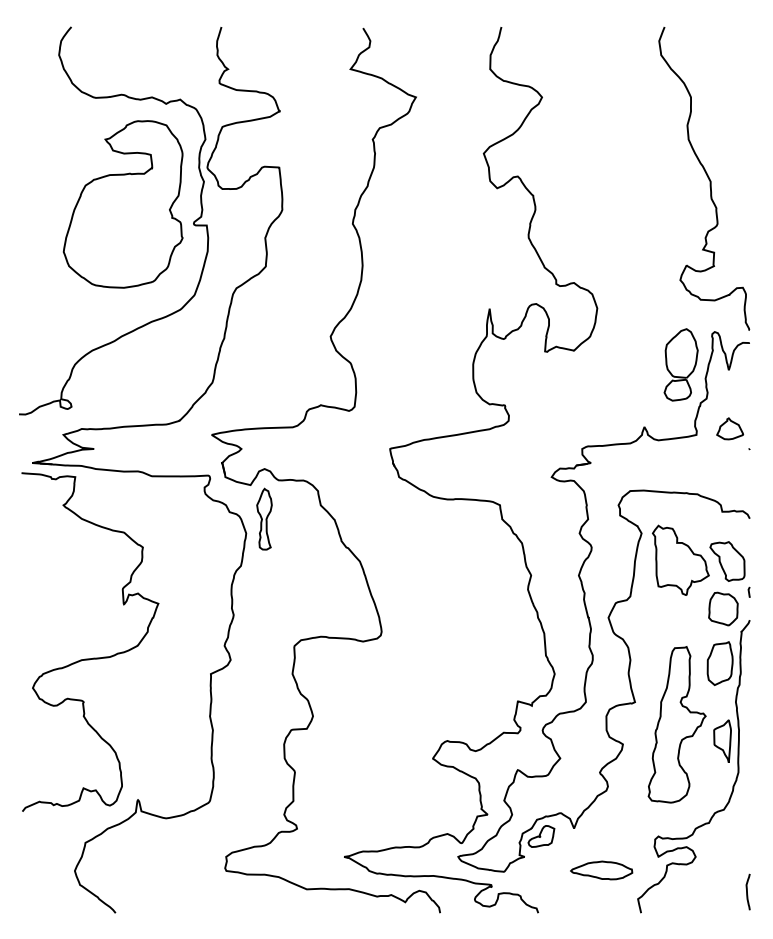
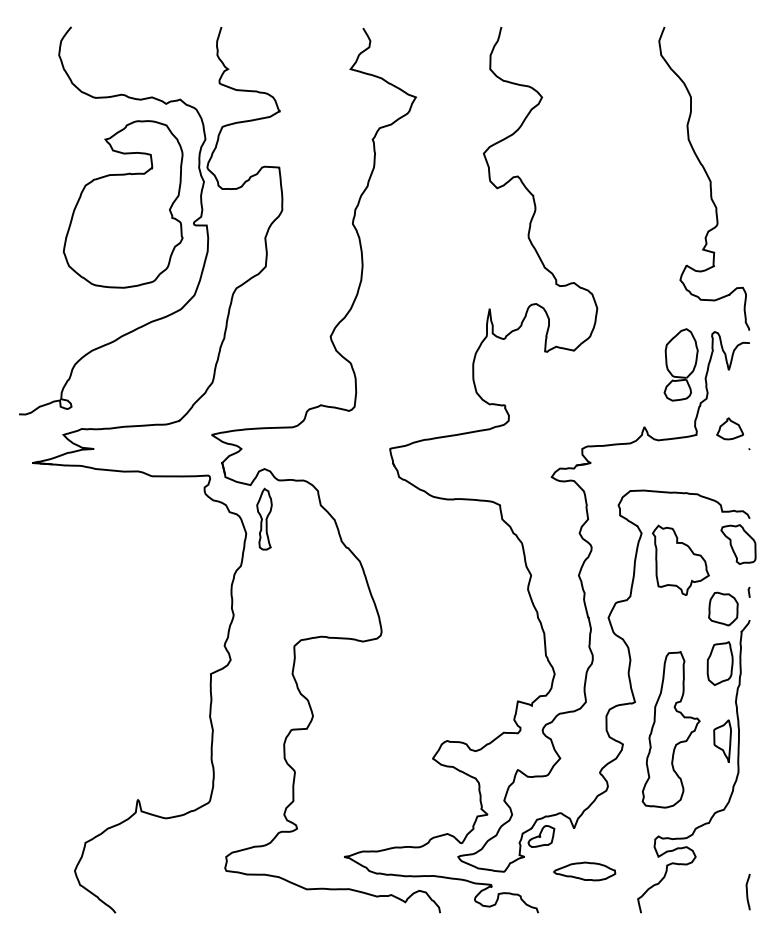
part position: (727, 561) -> (738, 544) (738, 544)
curve: present -> none (93, 657)
part position: (676, 724) -> (670, 729) (670, 729)
part position: (601, 870) -> (584, 871) (584, 871)
